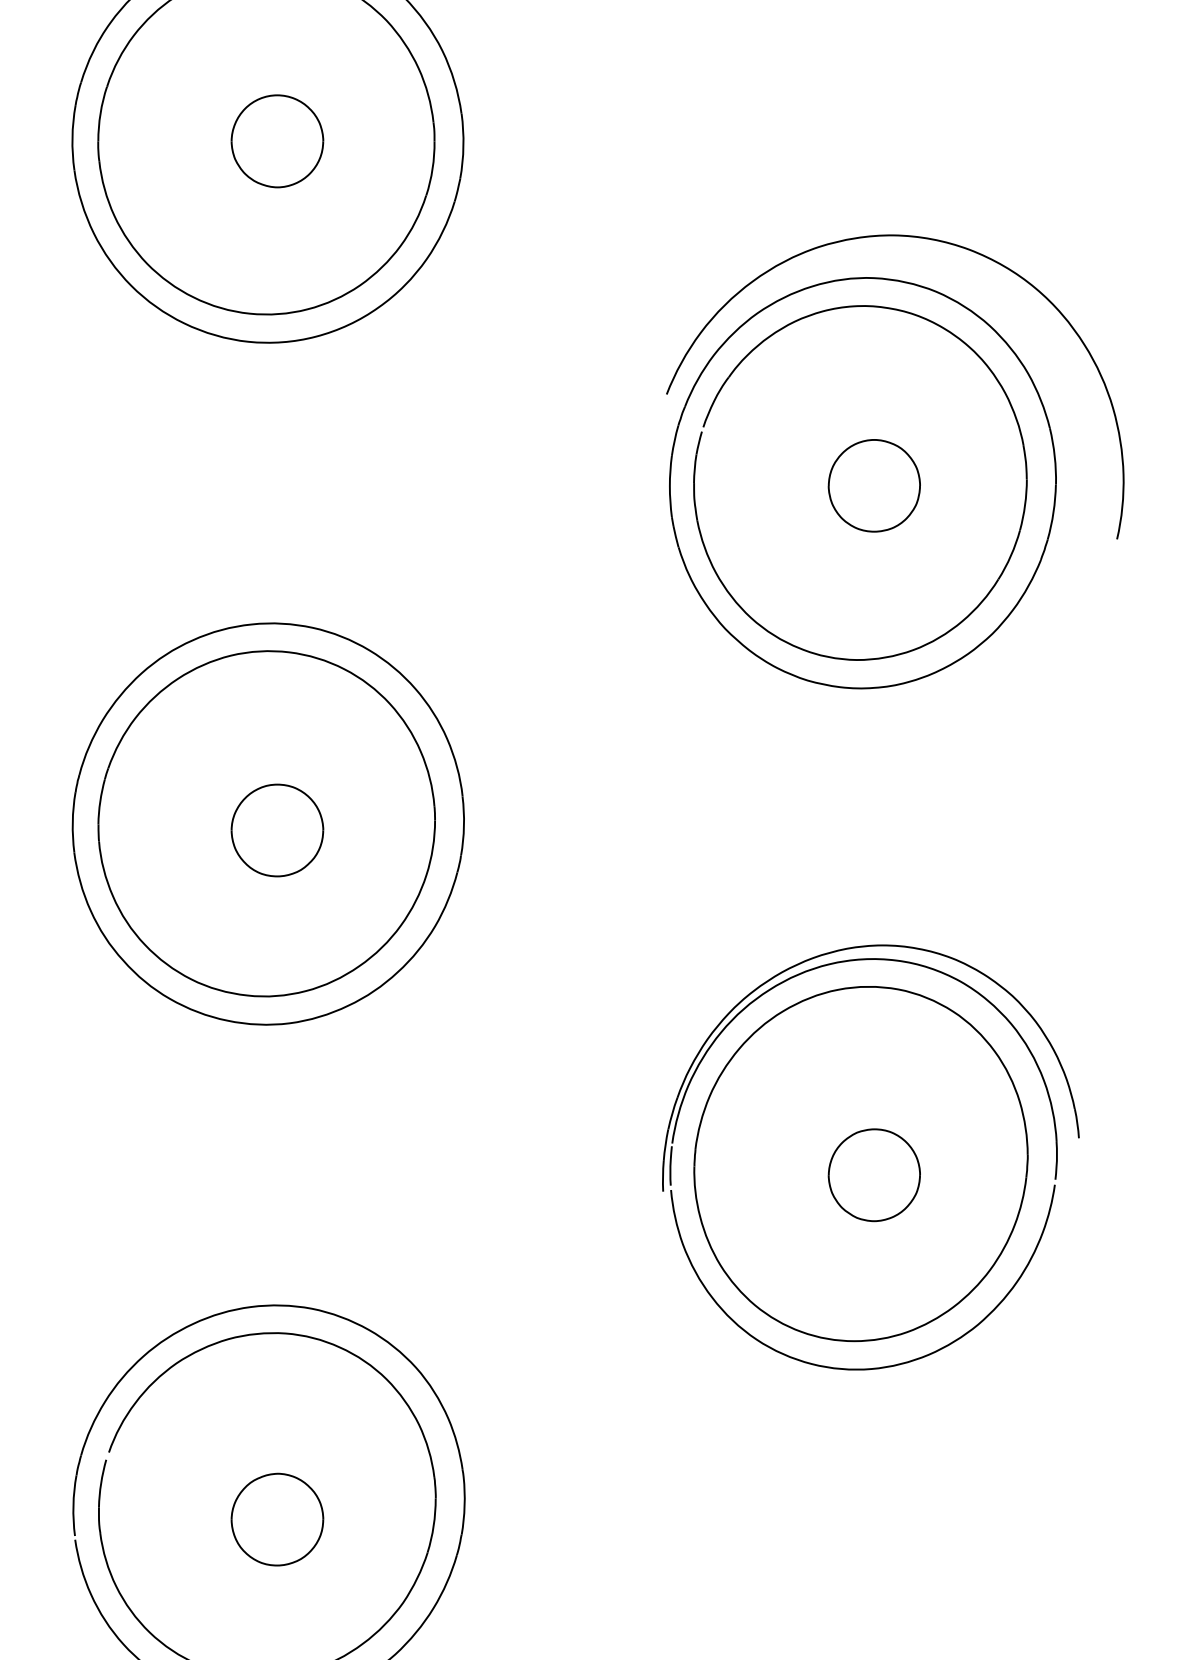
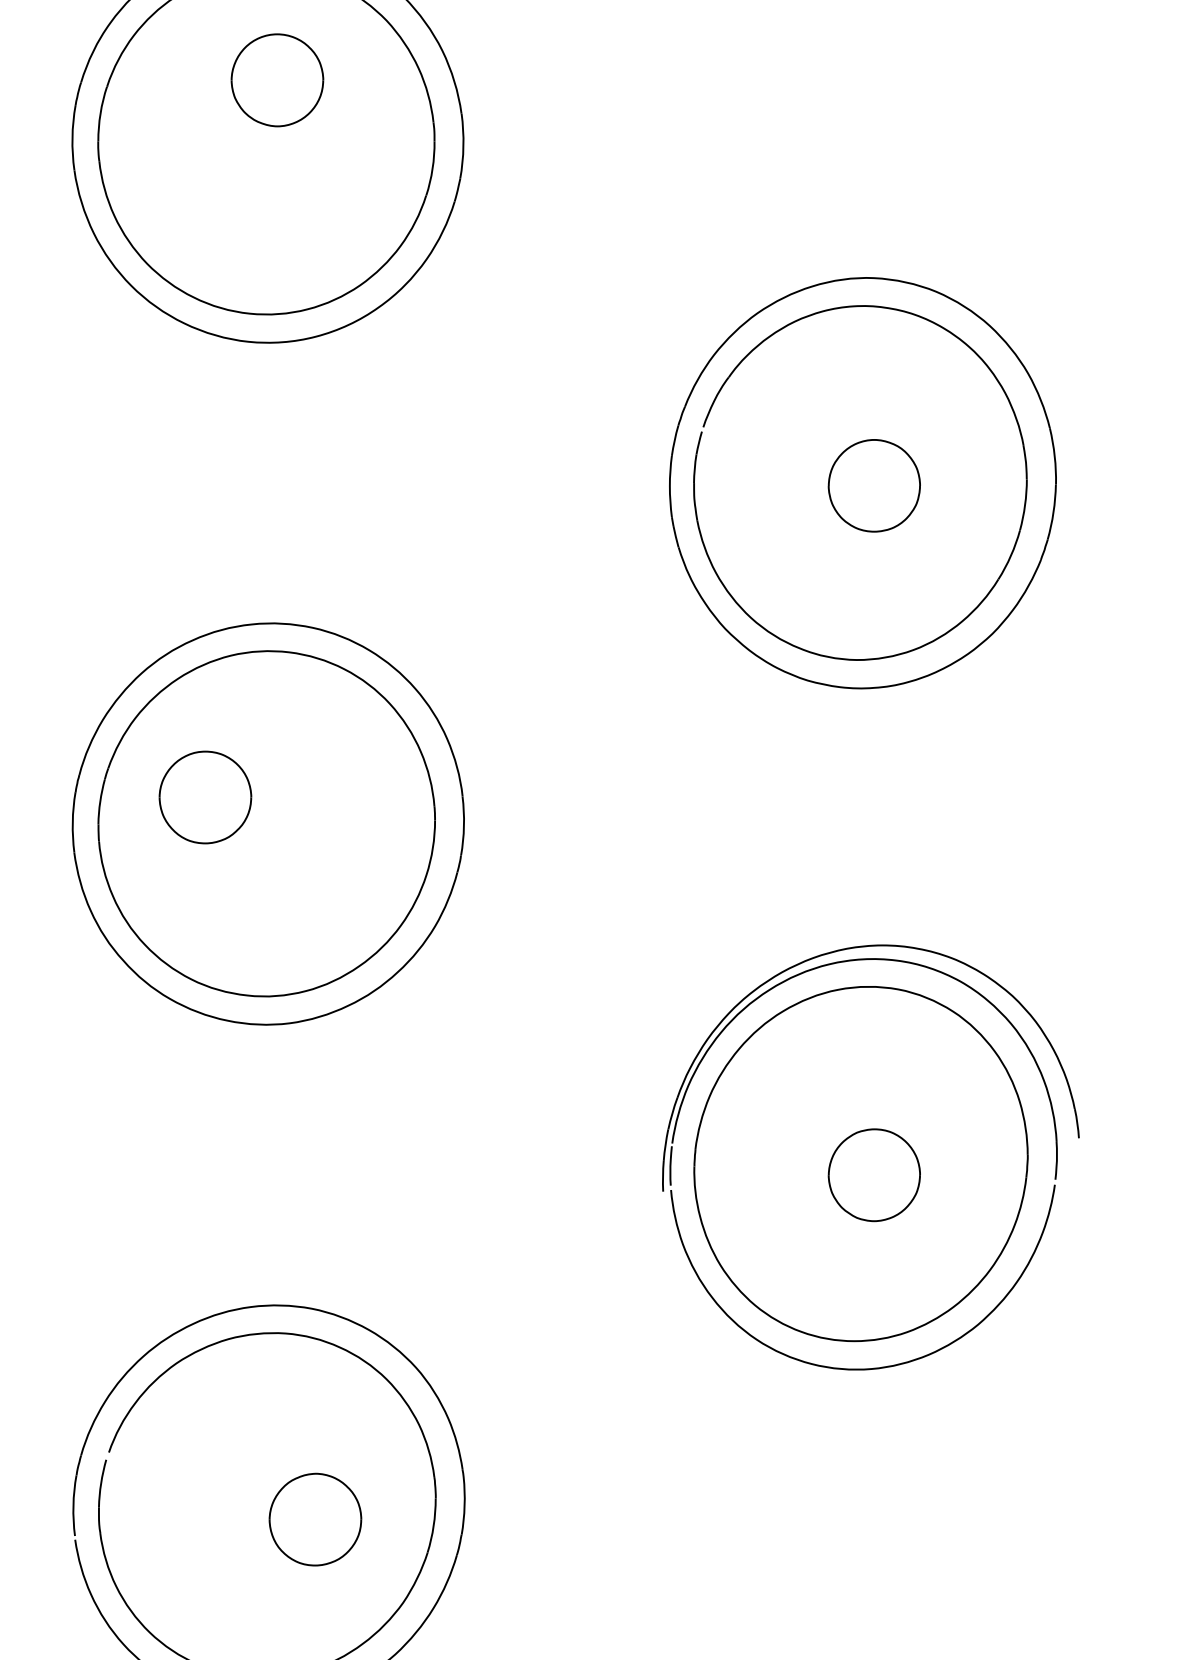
part position: (277, 141) -> (277, 80) (277, 80)
curve: present -> none (909, 237)
part position: (277, 830) -> (205, 797) (205, 797)
part position: (277, 1519) -> (315, 1519) (315, 1519)
